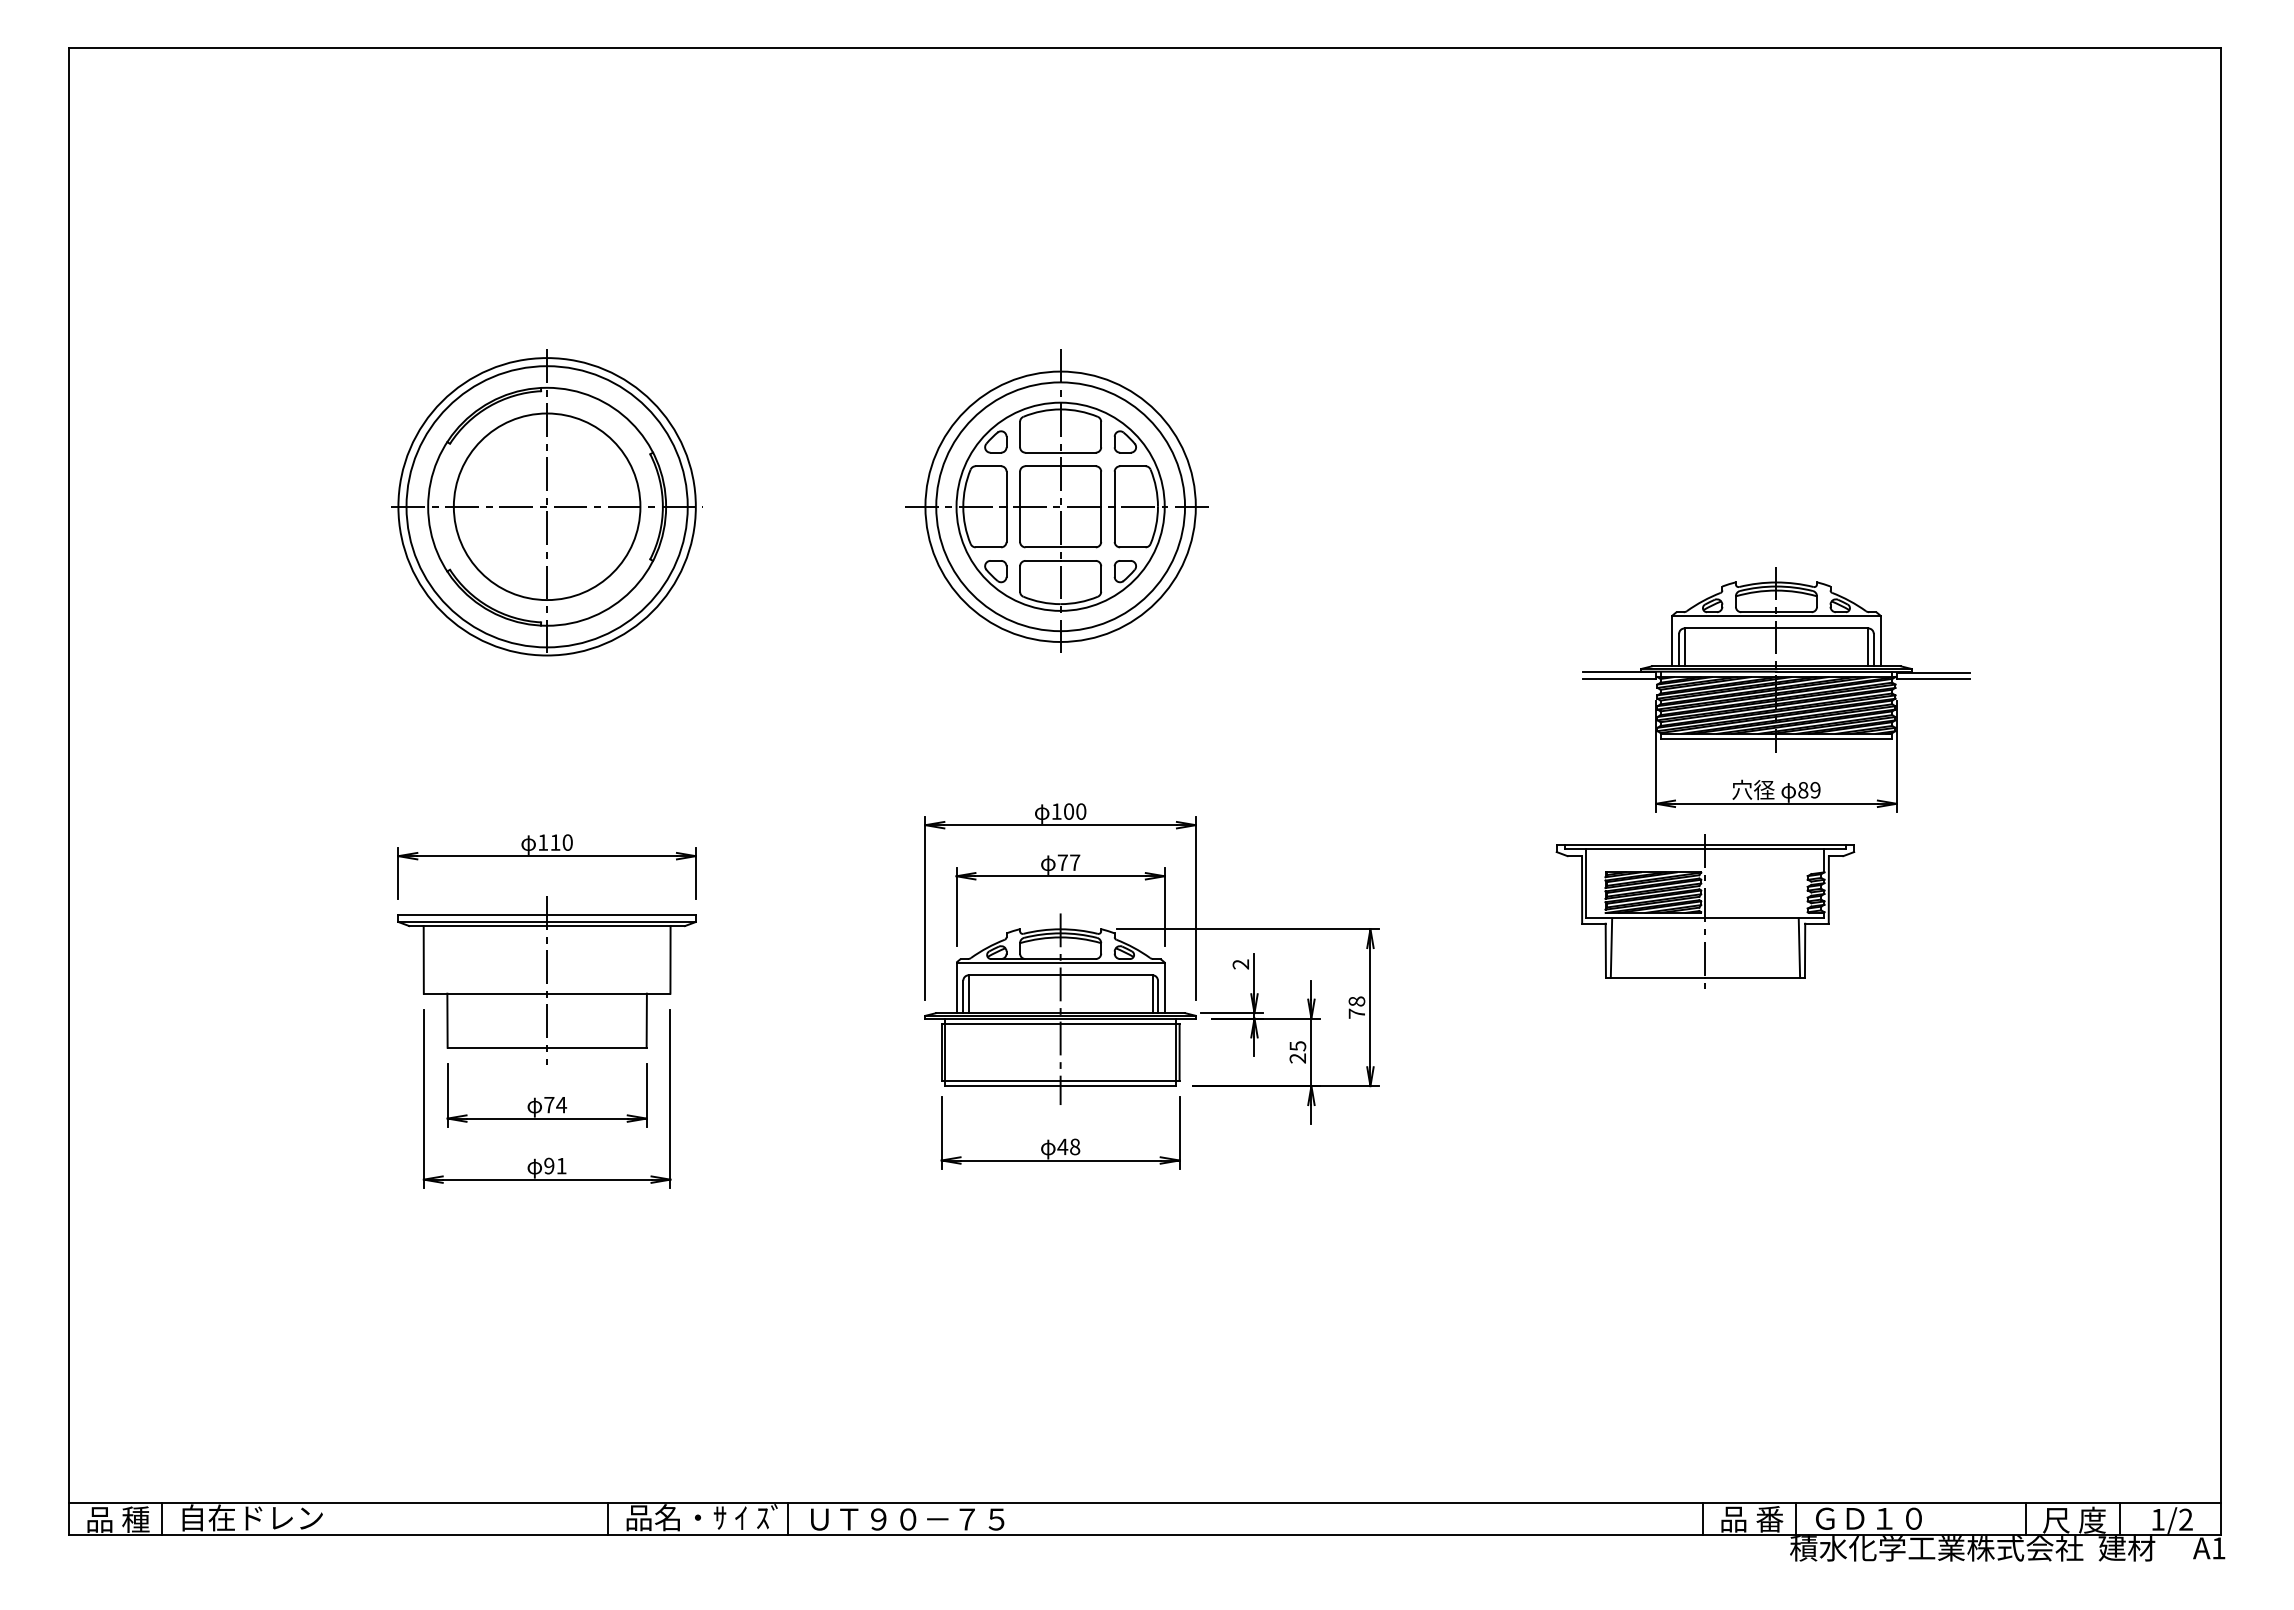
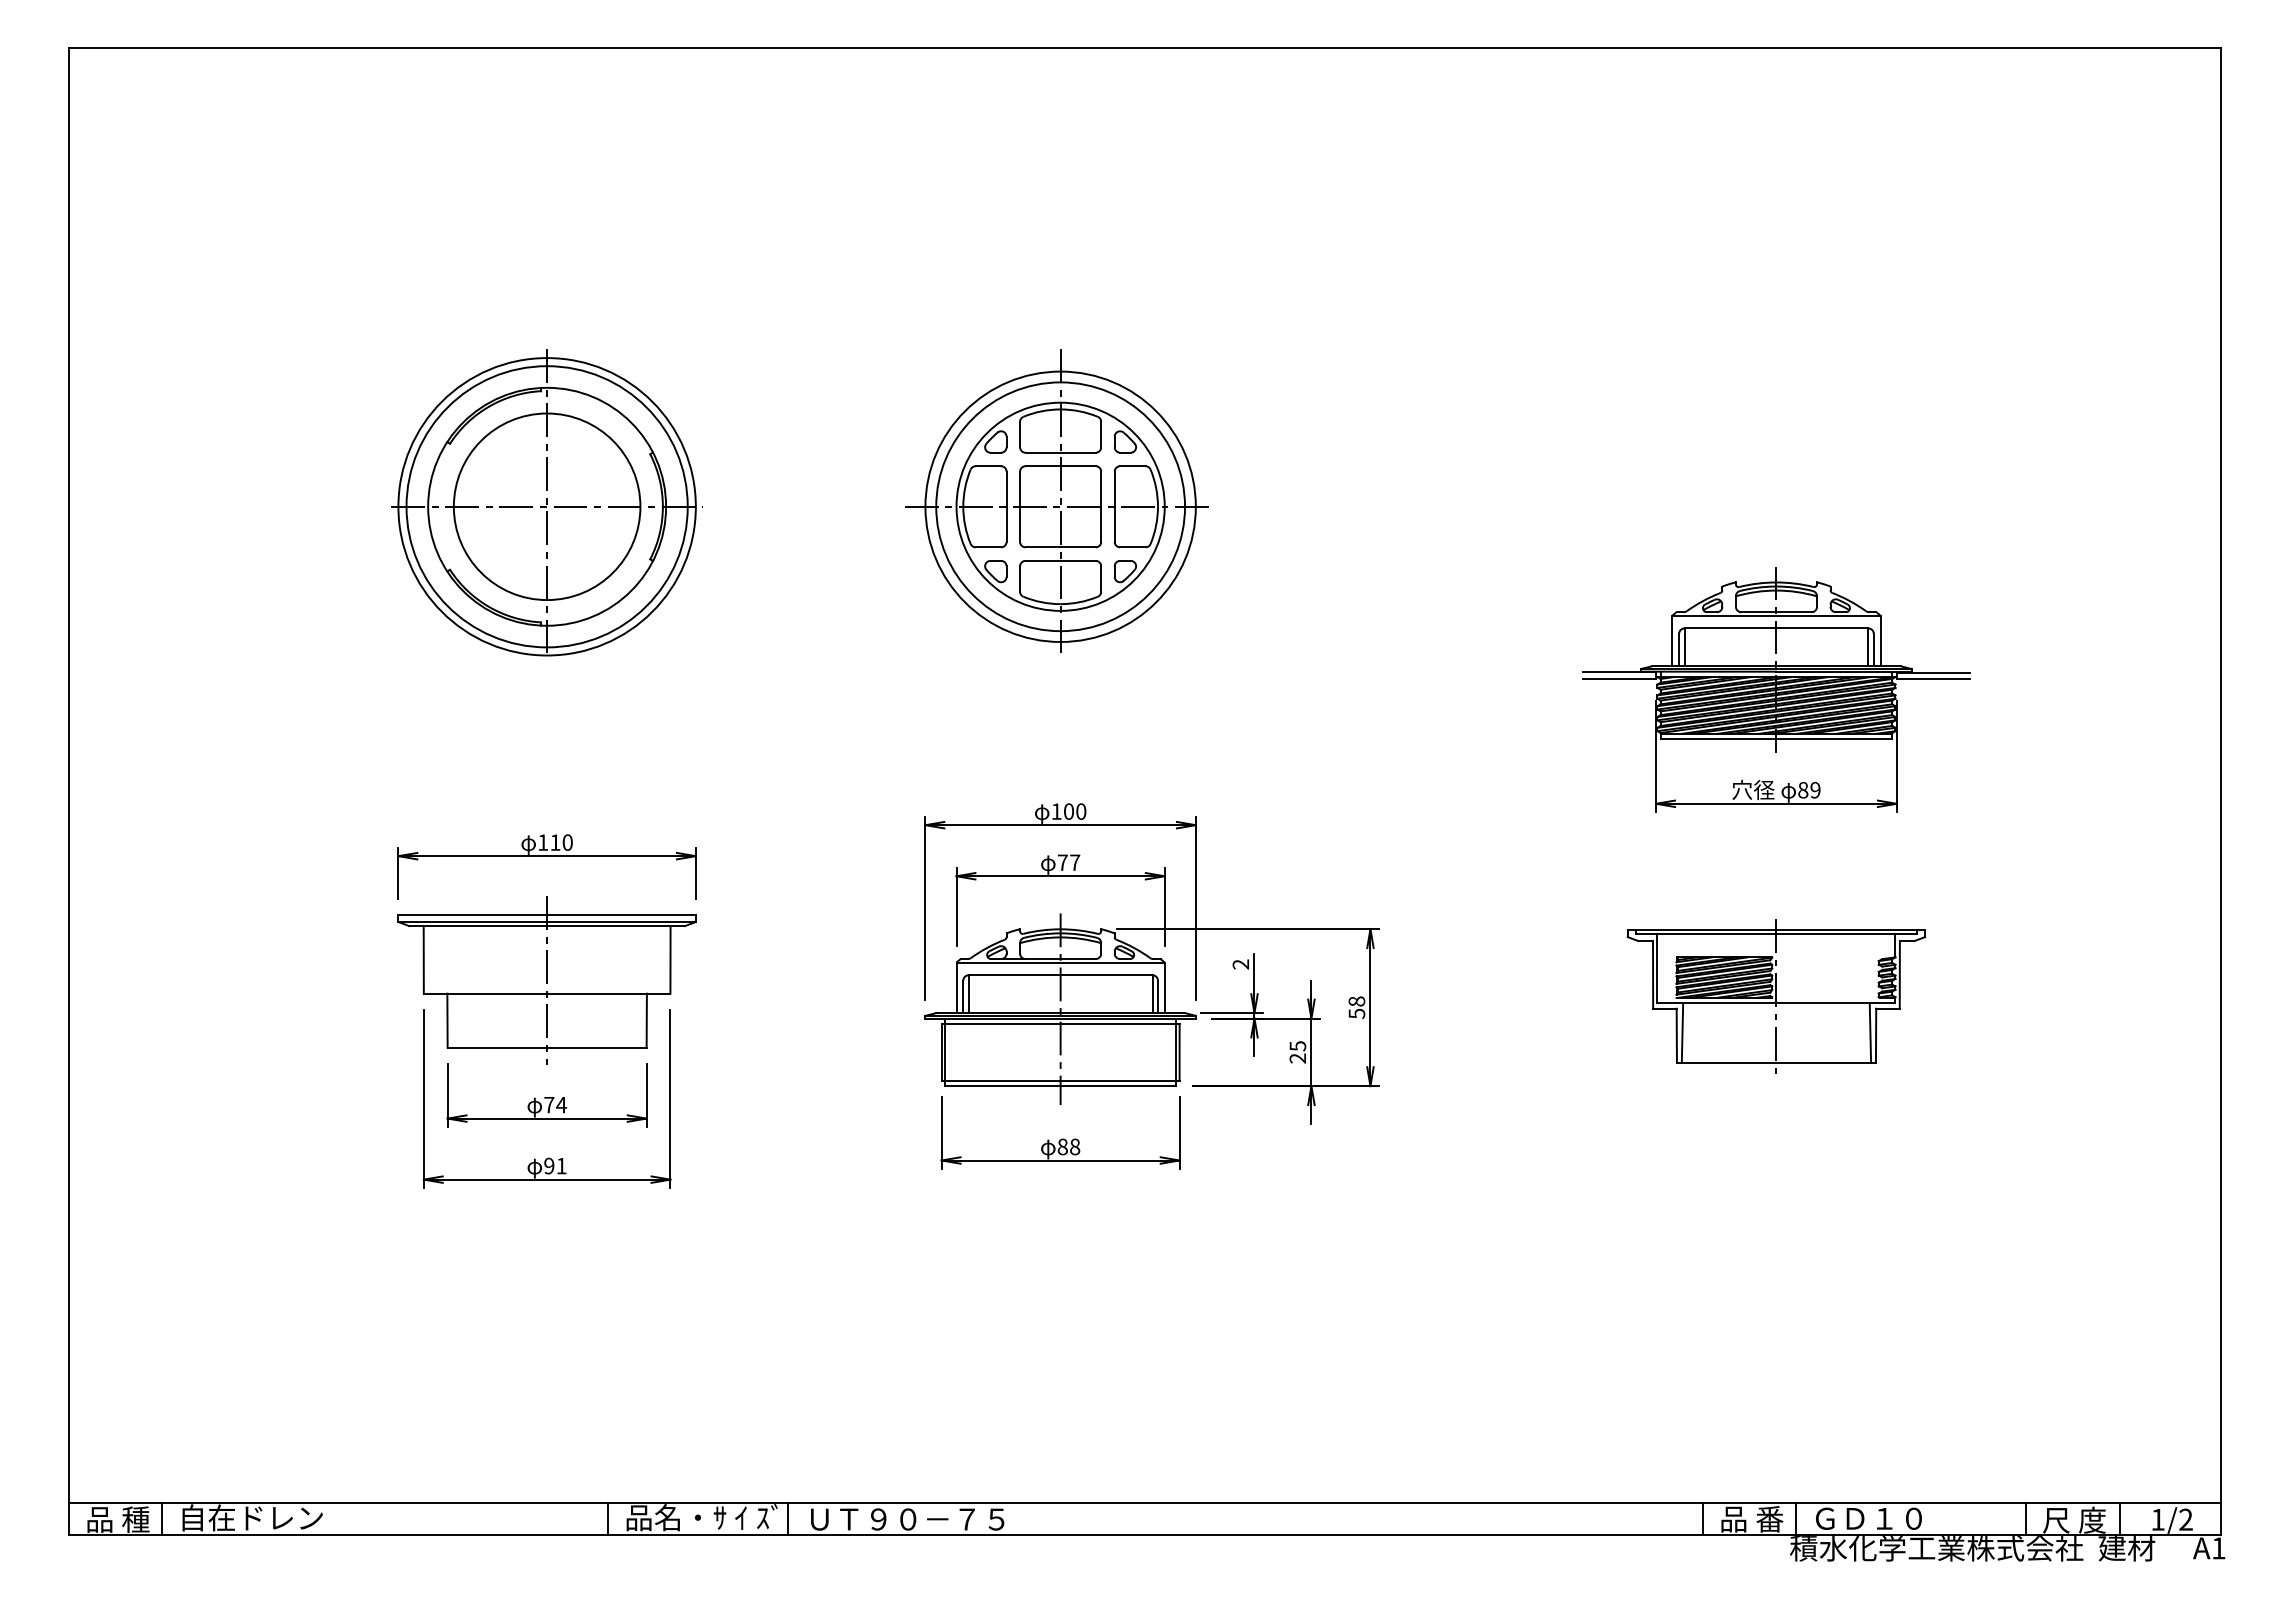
part position: (1705, 911) -> (1776, 996) (1776, 996)
text: 78 -> 58 (1356, 1013)
text: 48 -> 88 (1062, 1146)
